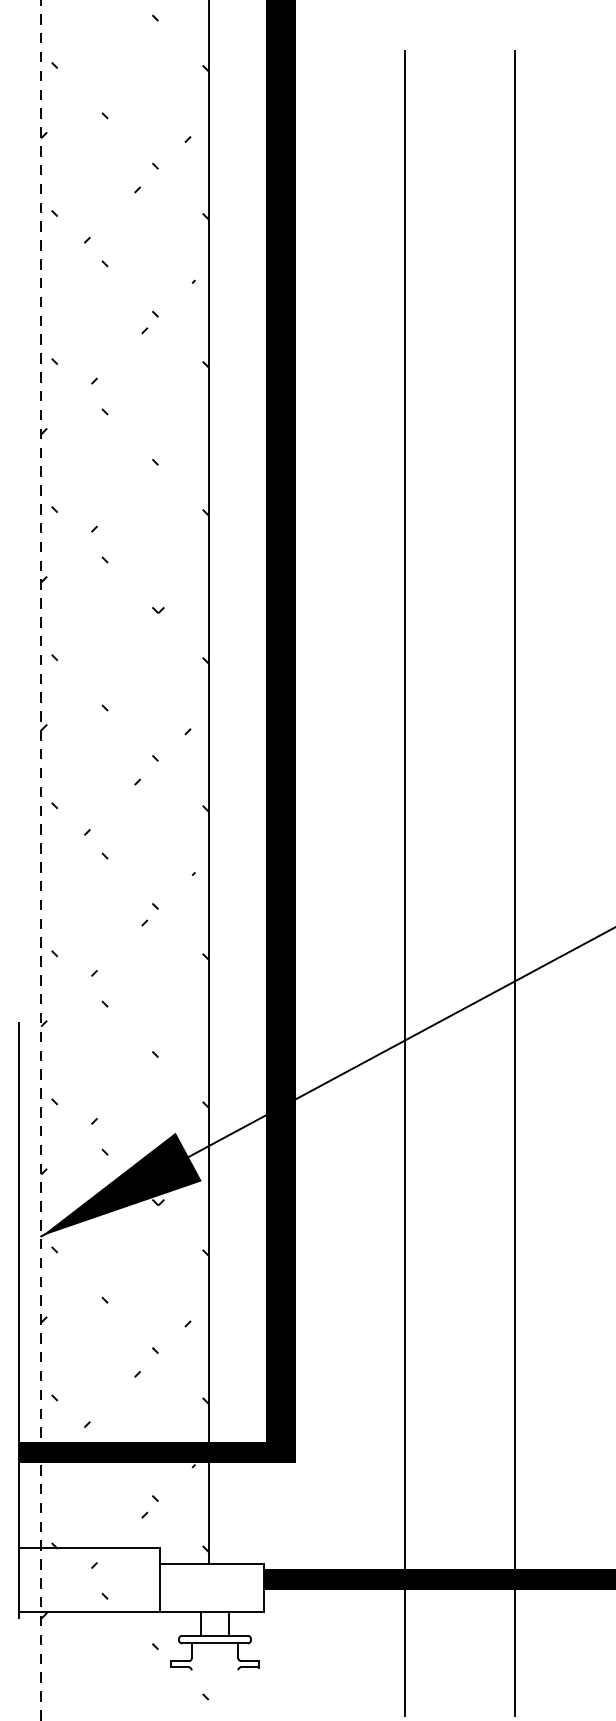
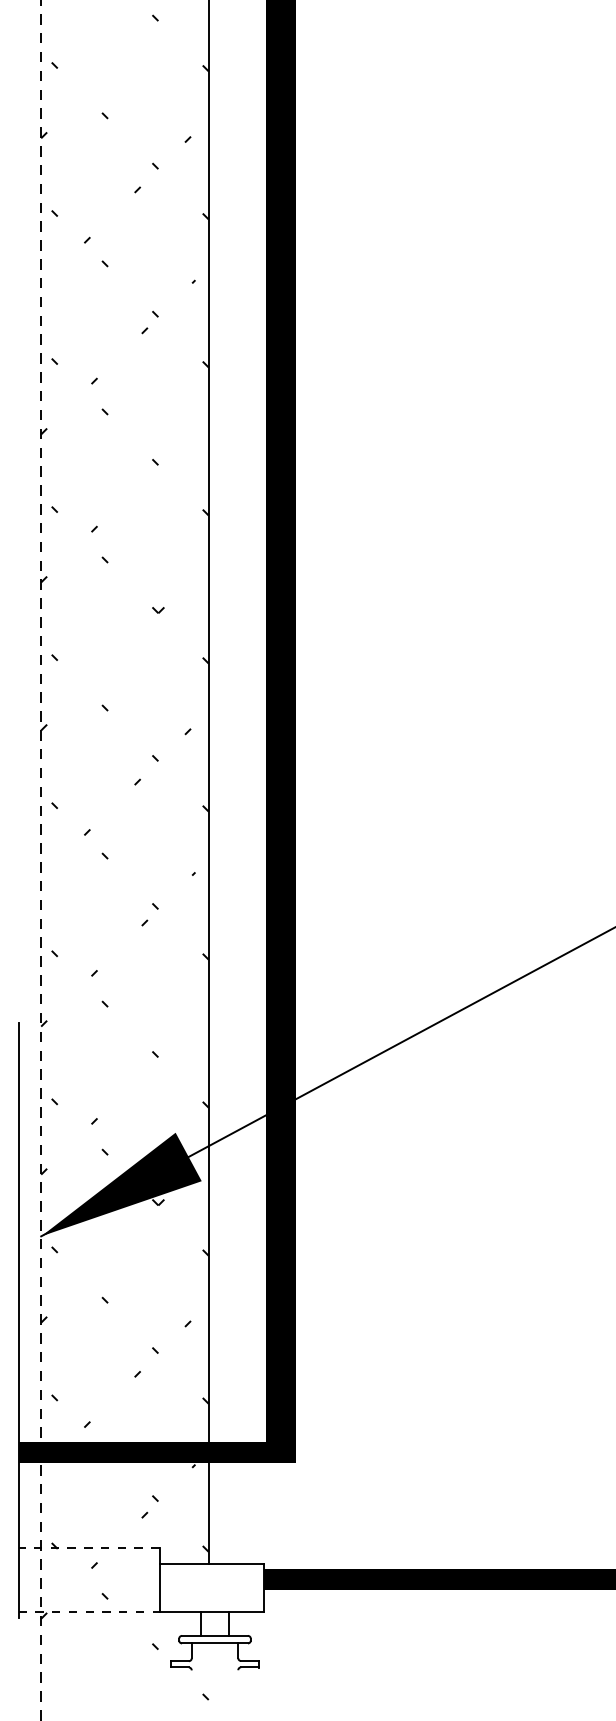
line: present -> none (404, 883)
line: present -> none (515, 883)
line: solid -> dashed (88, 1547)
line: solid -> dashed (89, 1611)
